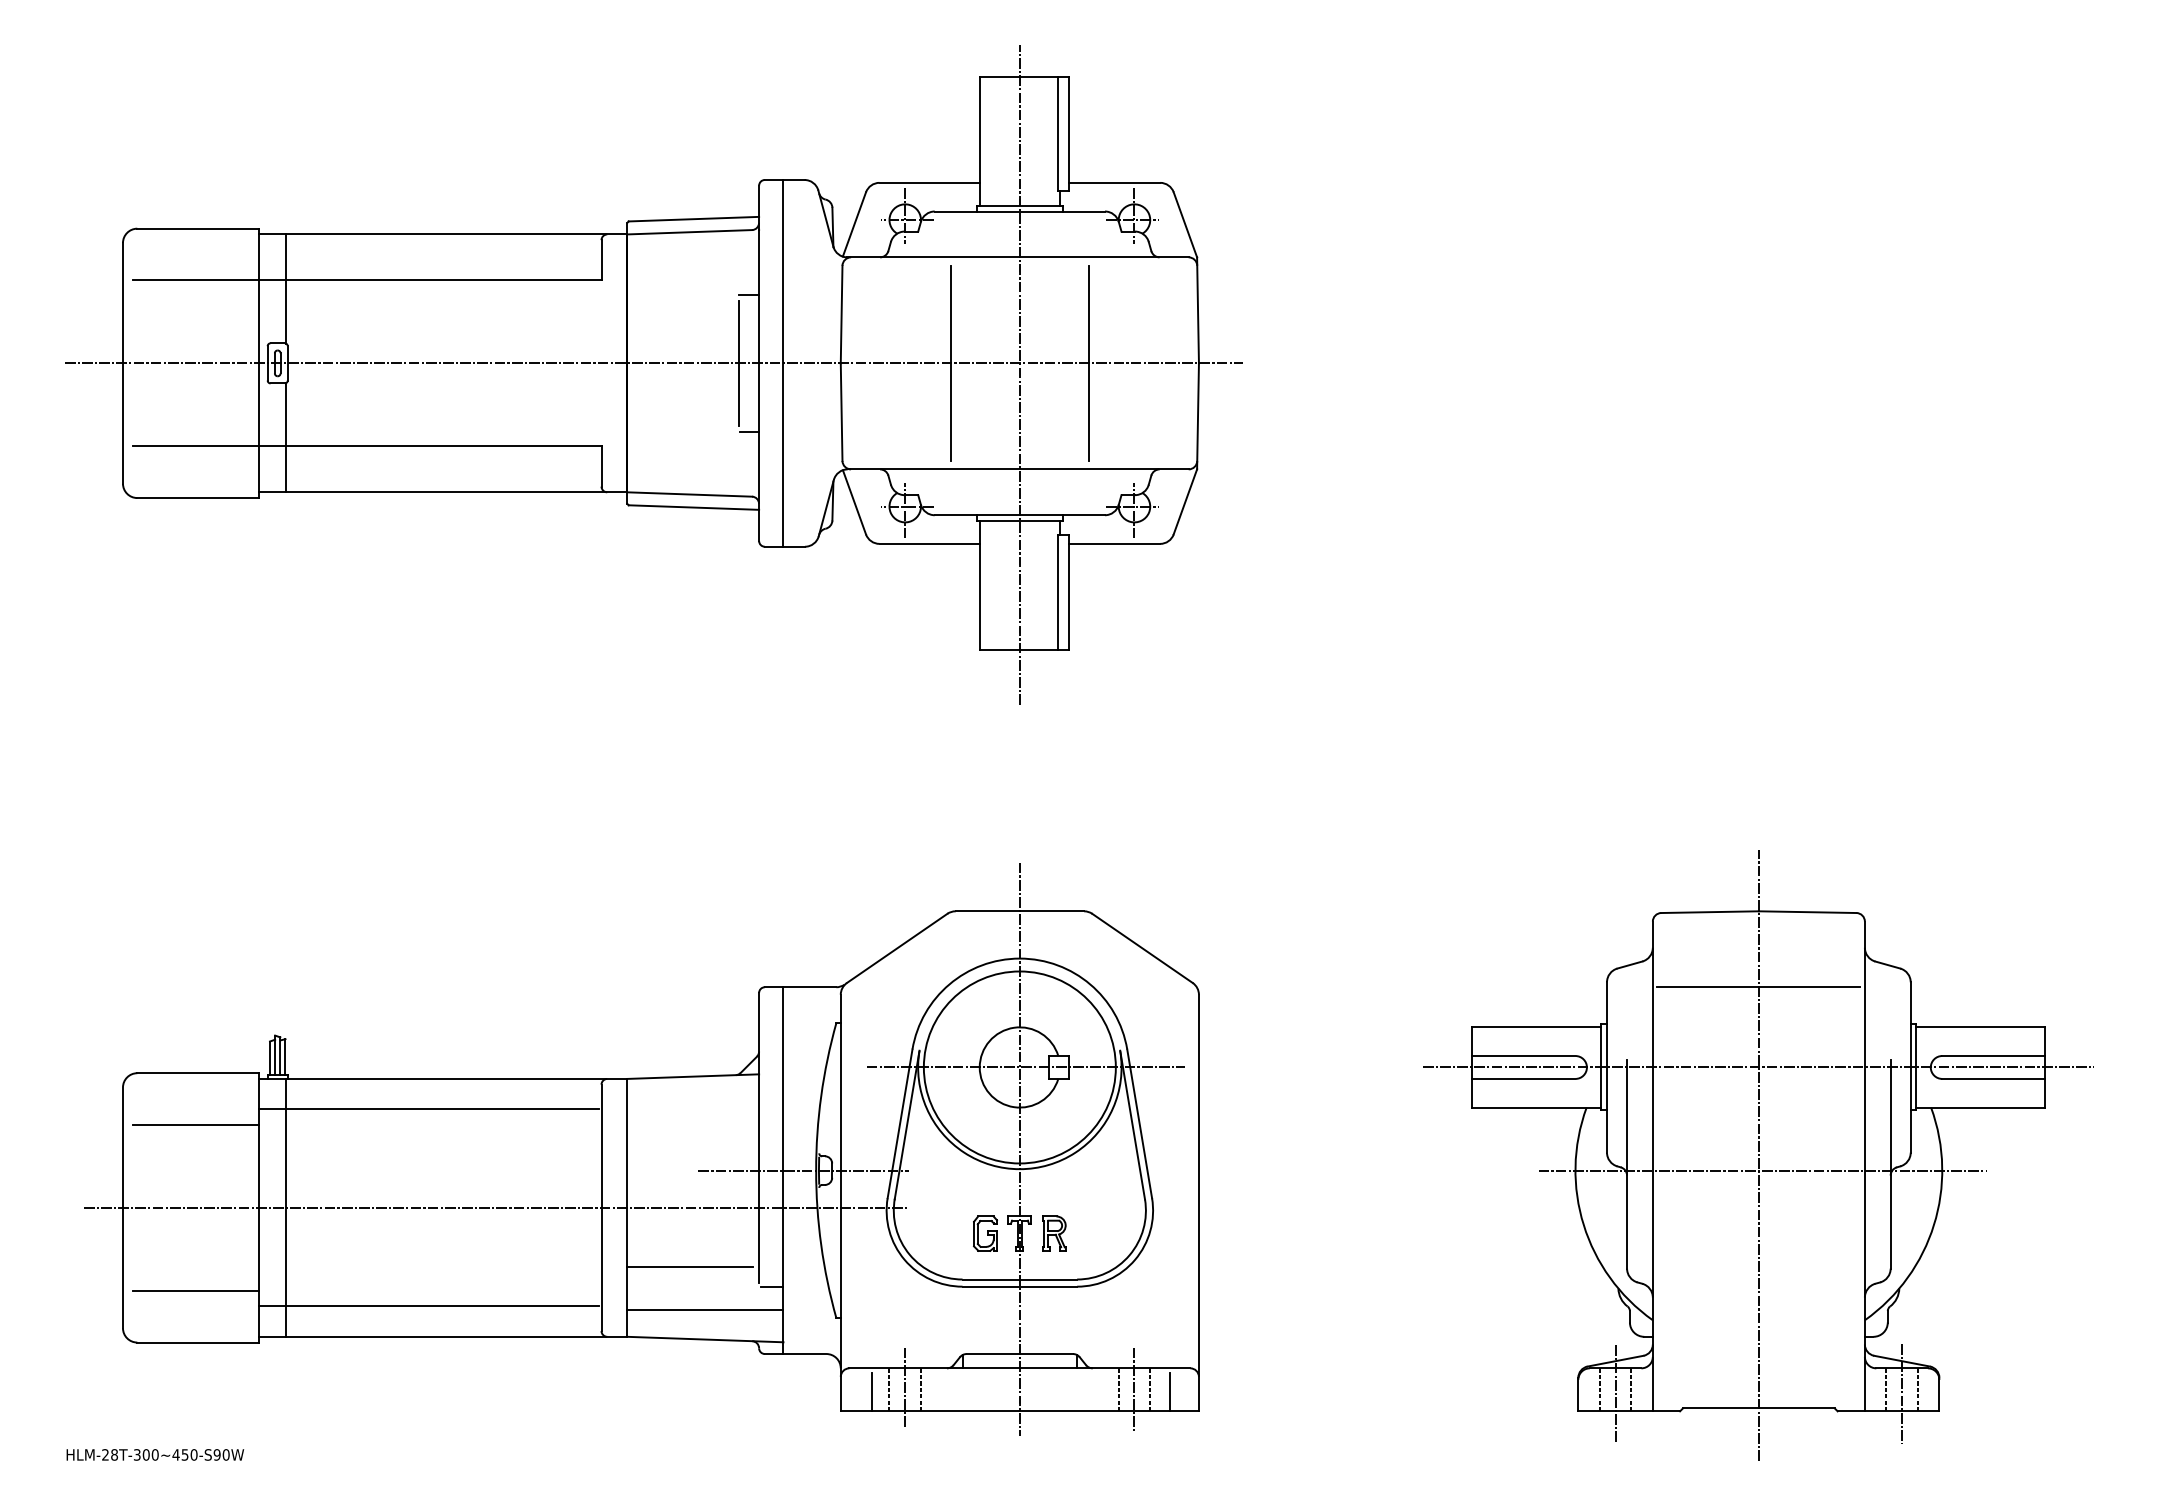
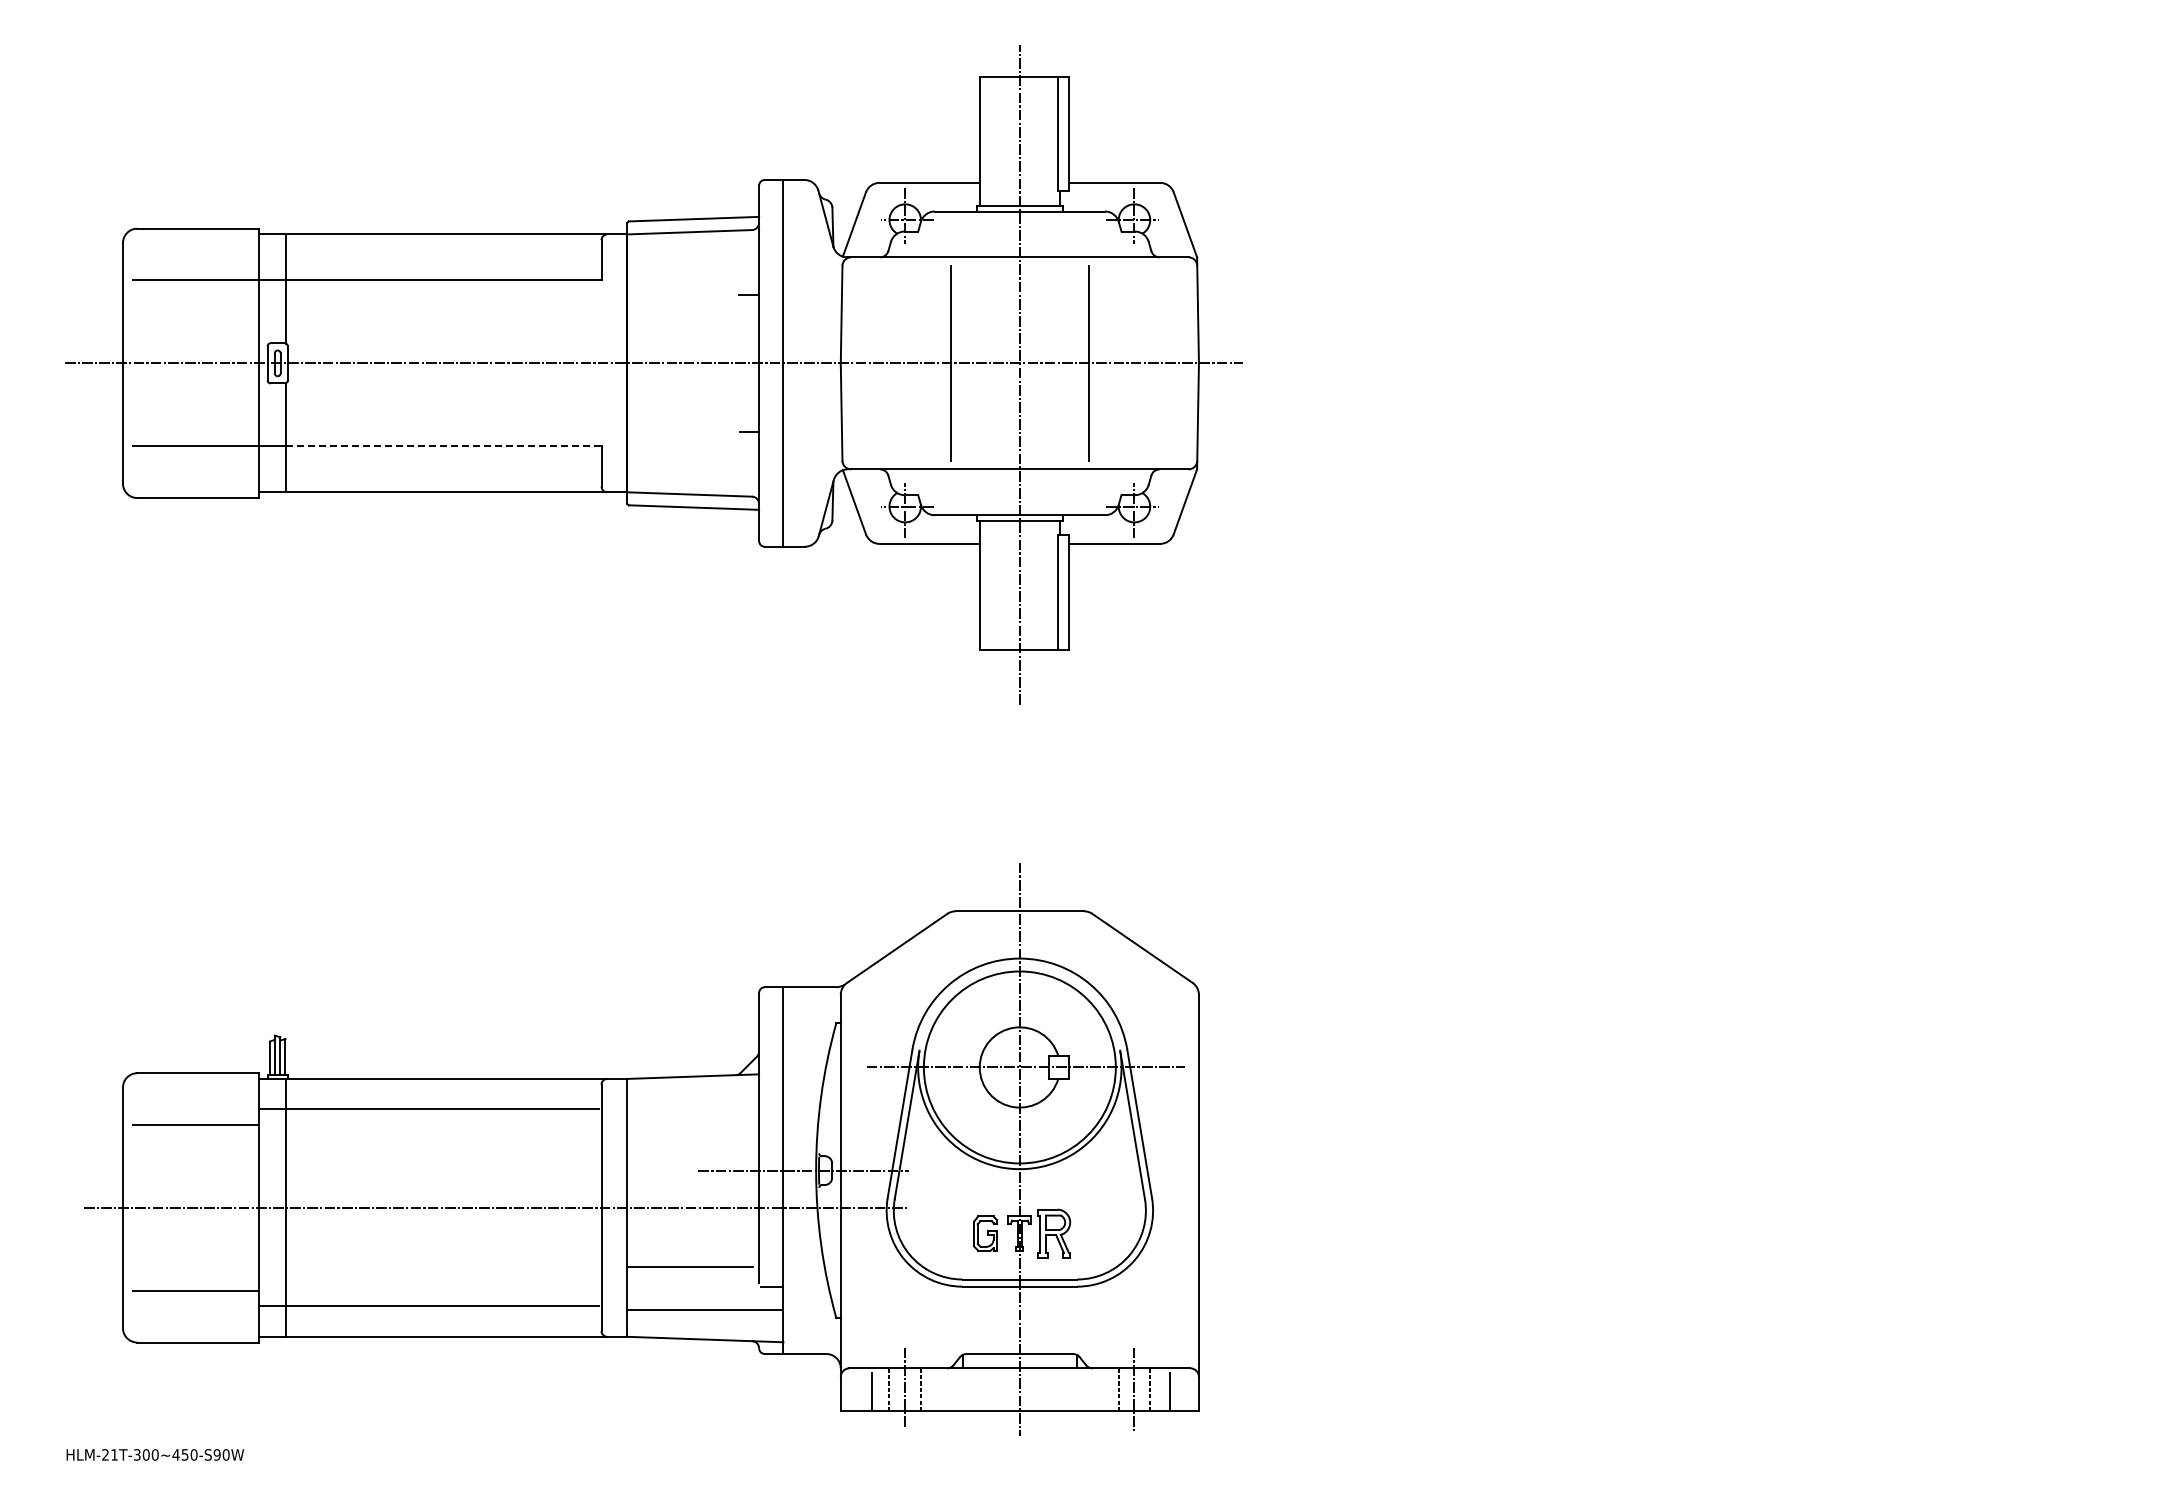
line: present -> none (738, 363)
line: solid -> dashed (443, 446)
part: present -> none (1758, 1155)
part size: 25x37 px -> 35x51 px (1054, 1233)
text: HLM-28T-300~450-S90W -> HLM-21T-300~450-S90W (114, 1454)
